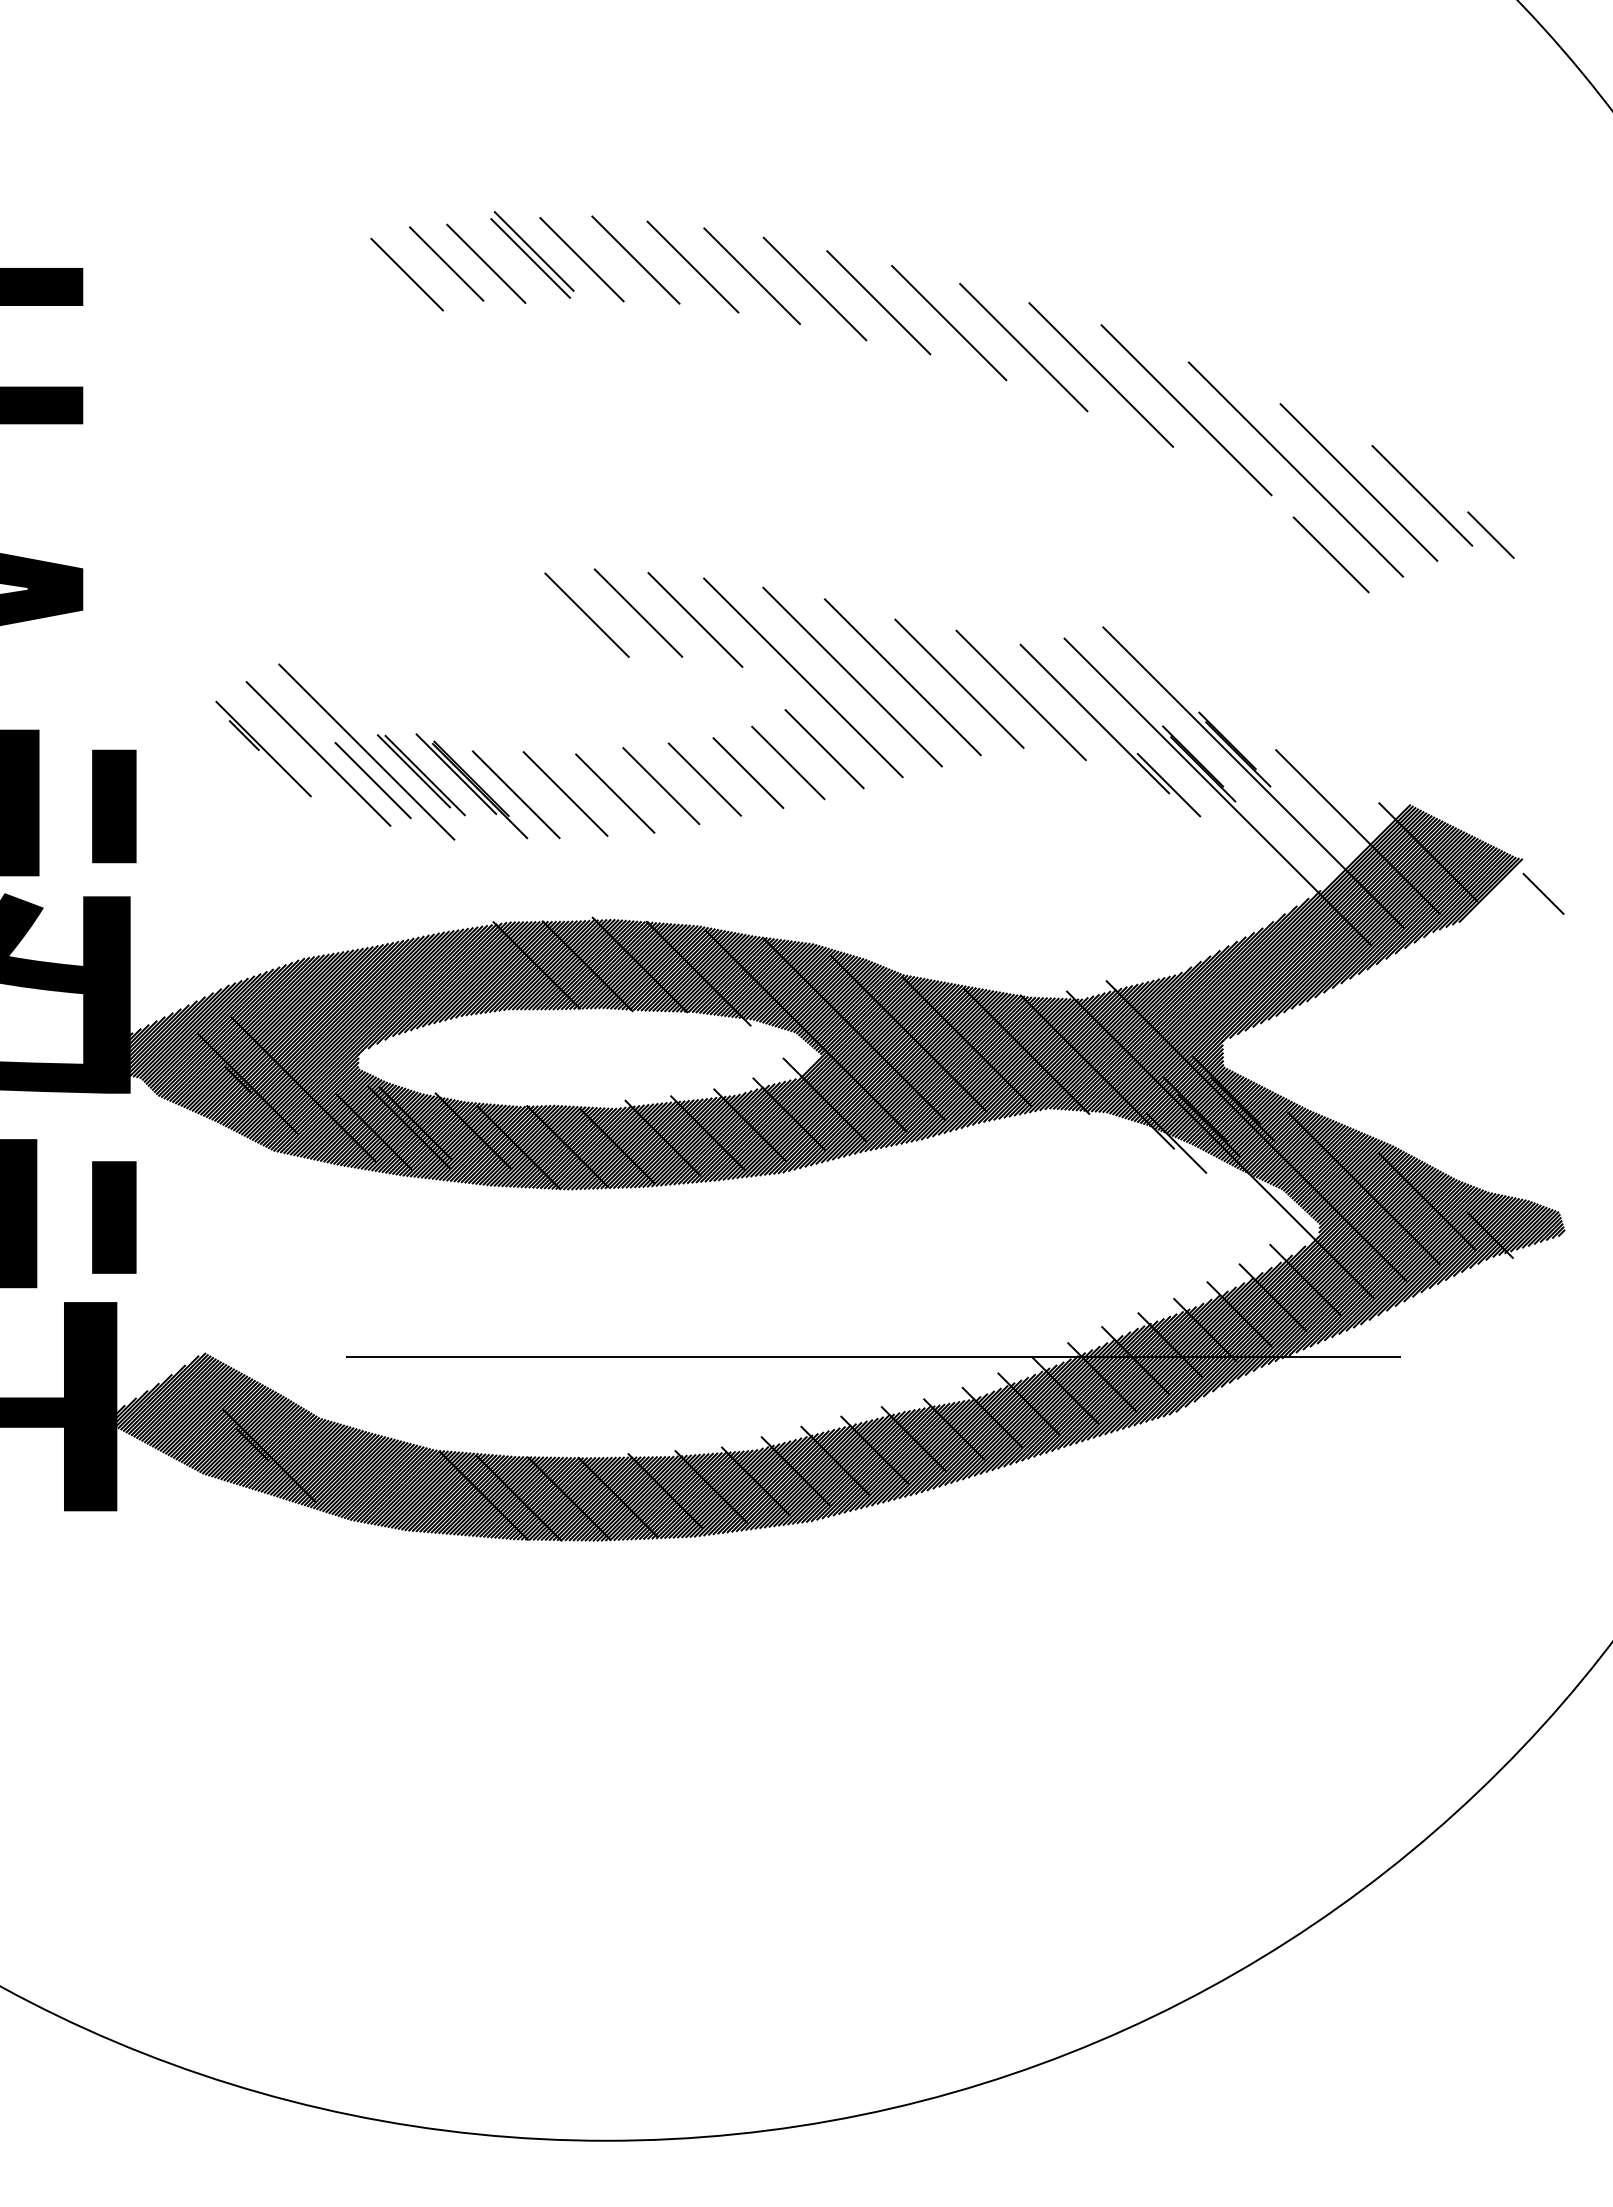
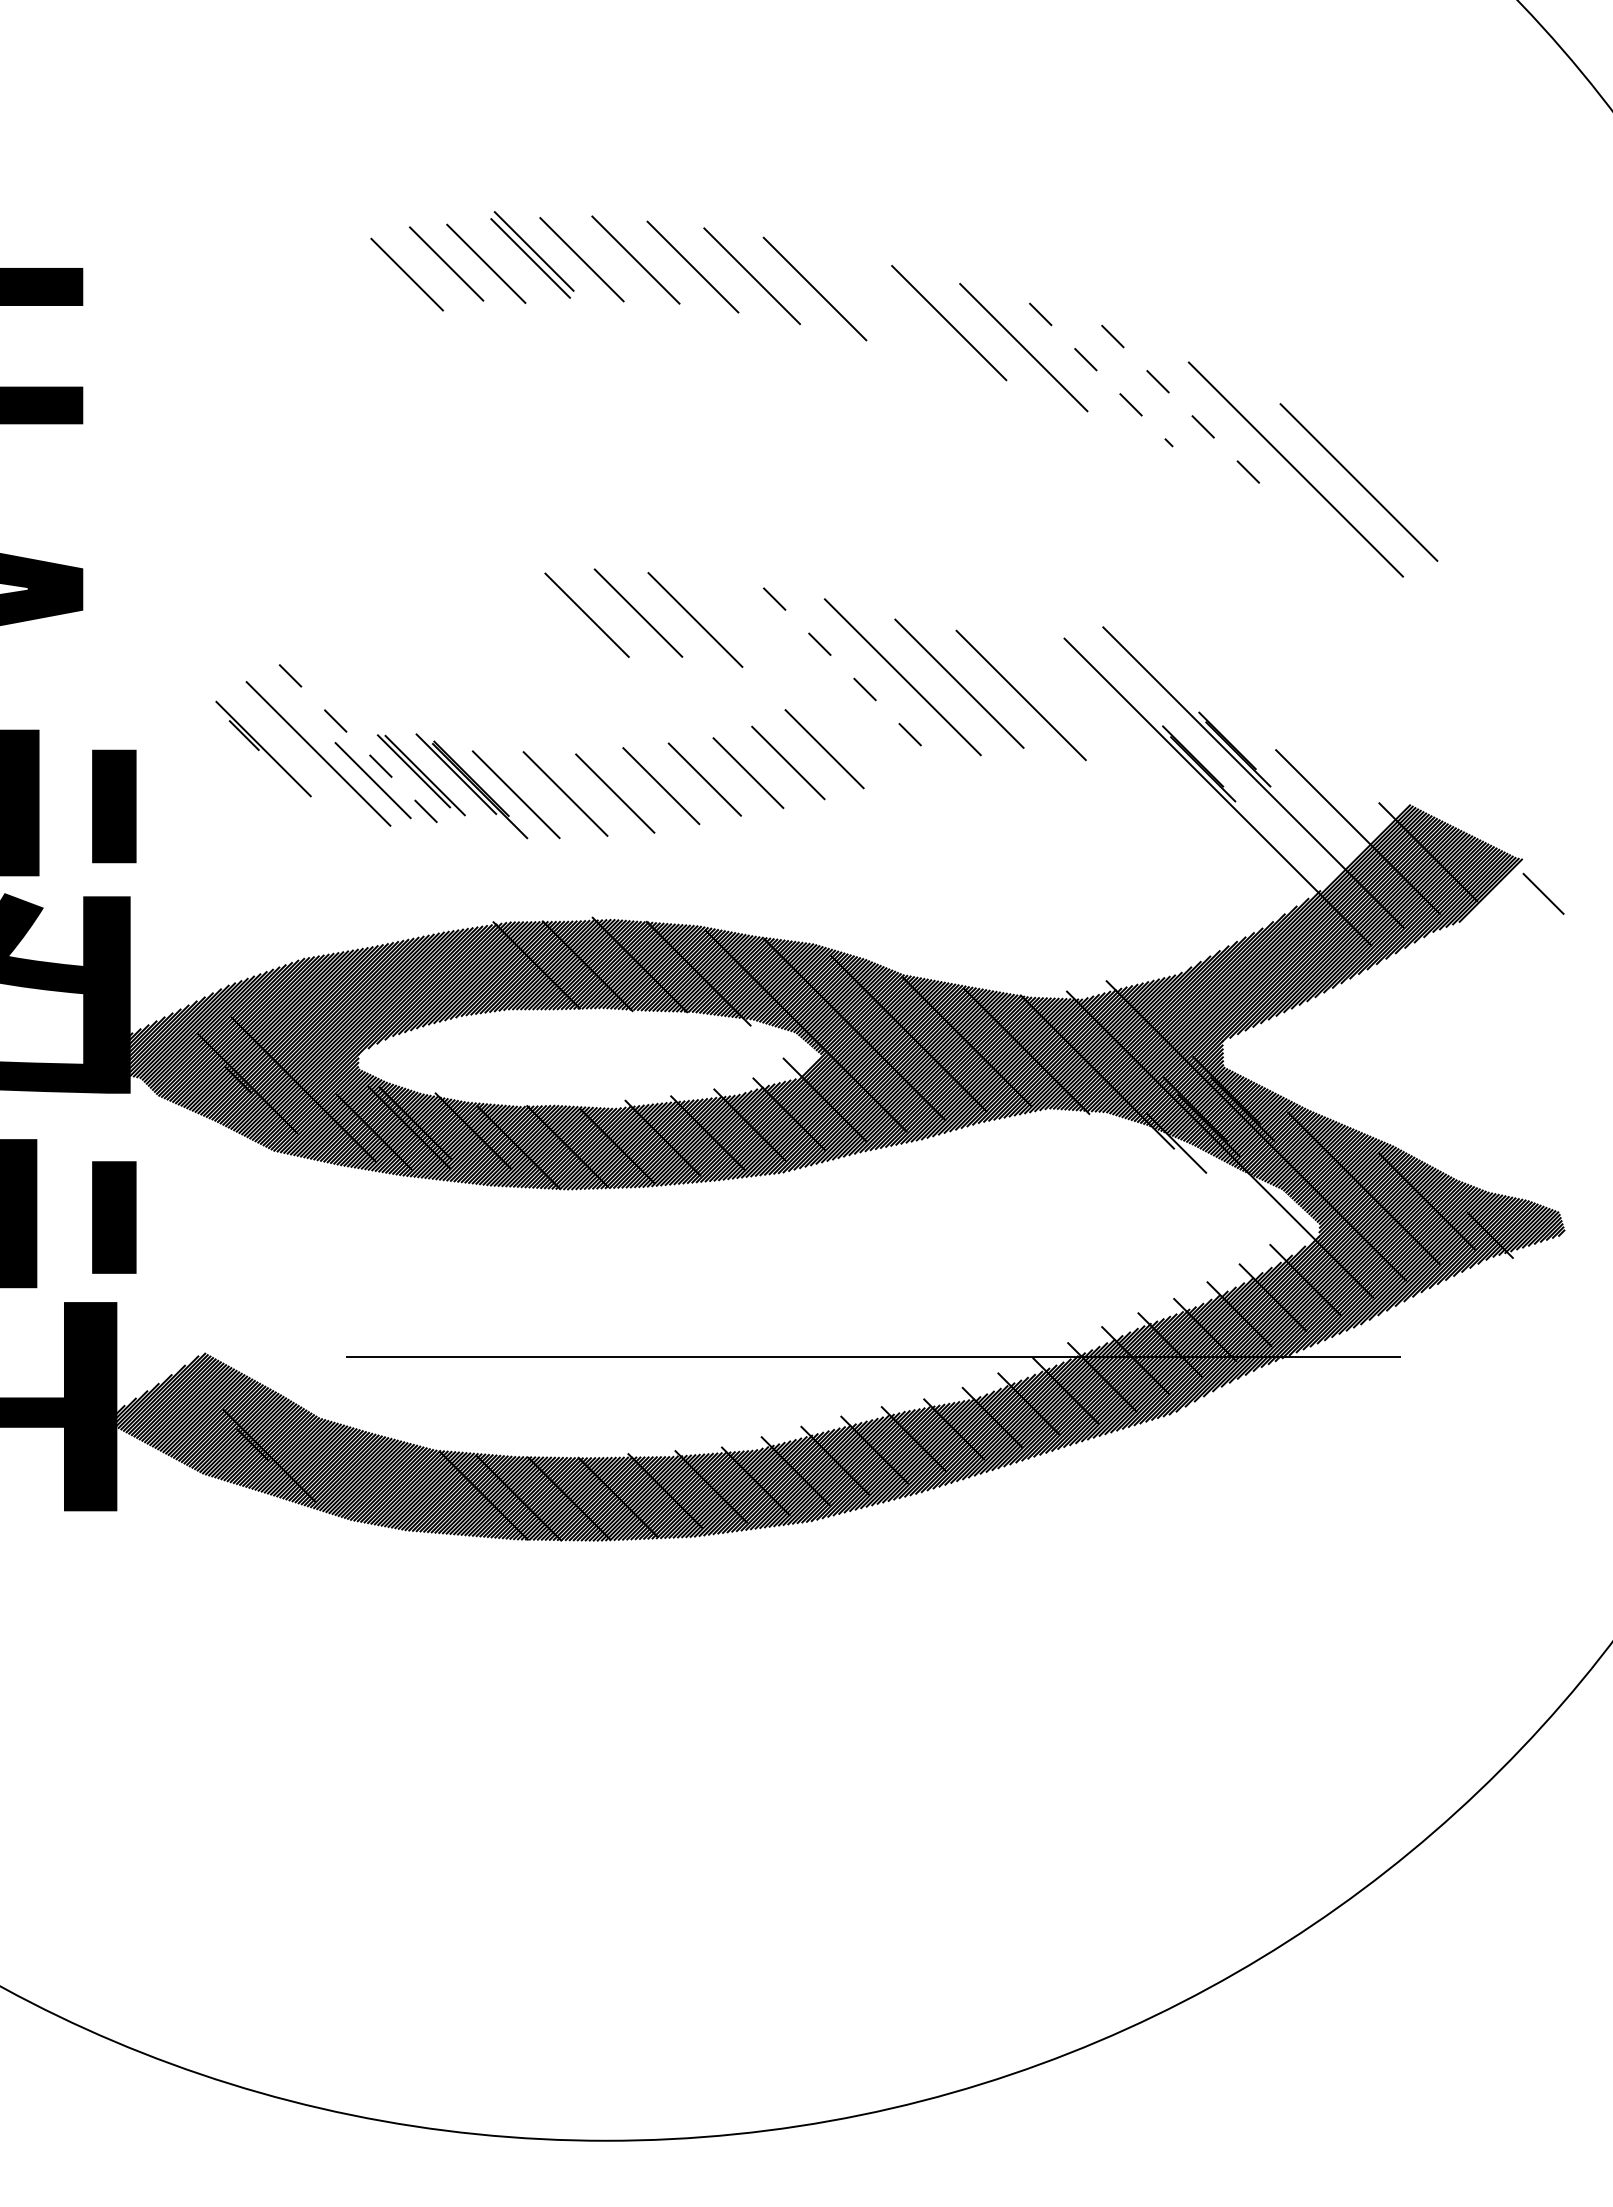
line: present -> none (878, 302)
line: solid -> dashed (1101, 375)
line: solid -> dashed (1186, 410)
line: present -> none (1422, 495)
line: present -> none (1490, 534)
line: present -> none (1330, 554)
line: present -> none (803, 677)
line: solid -> dashed (853, 677)
part: present -> none (1110, 730)
line: solid -> dashed (366, 752)
